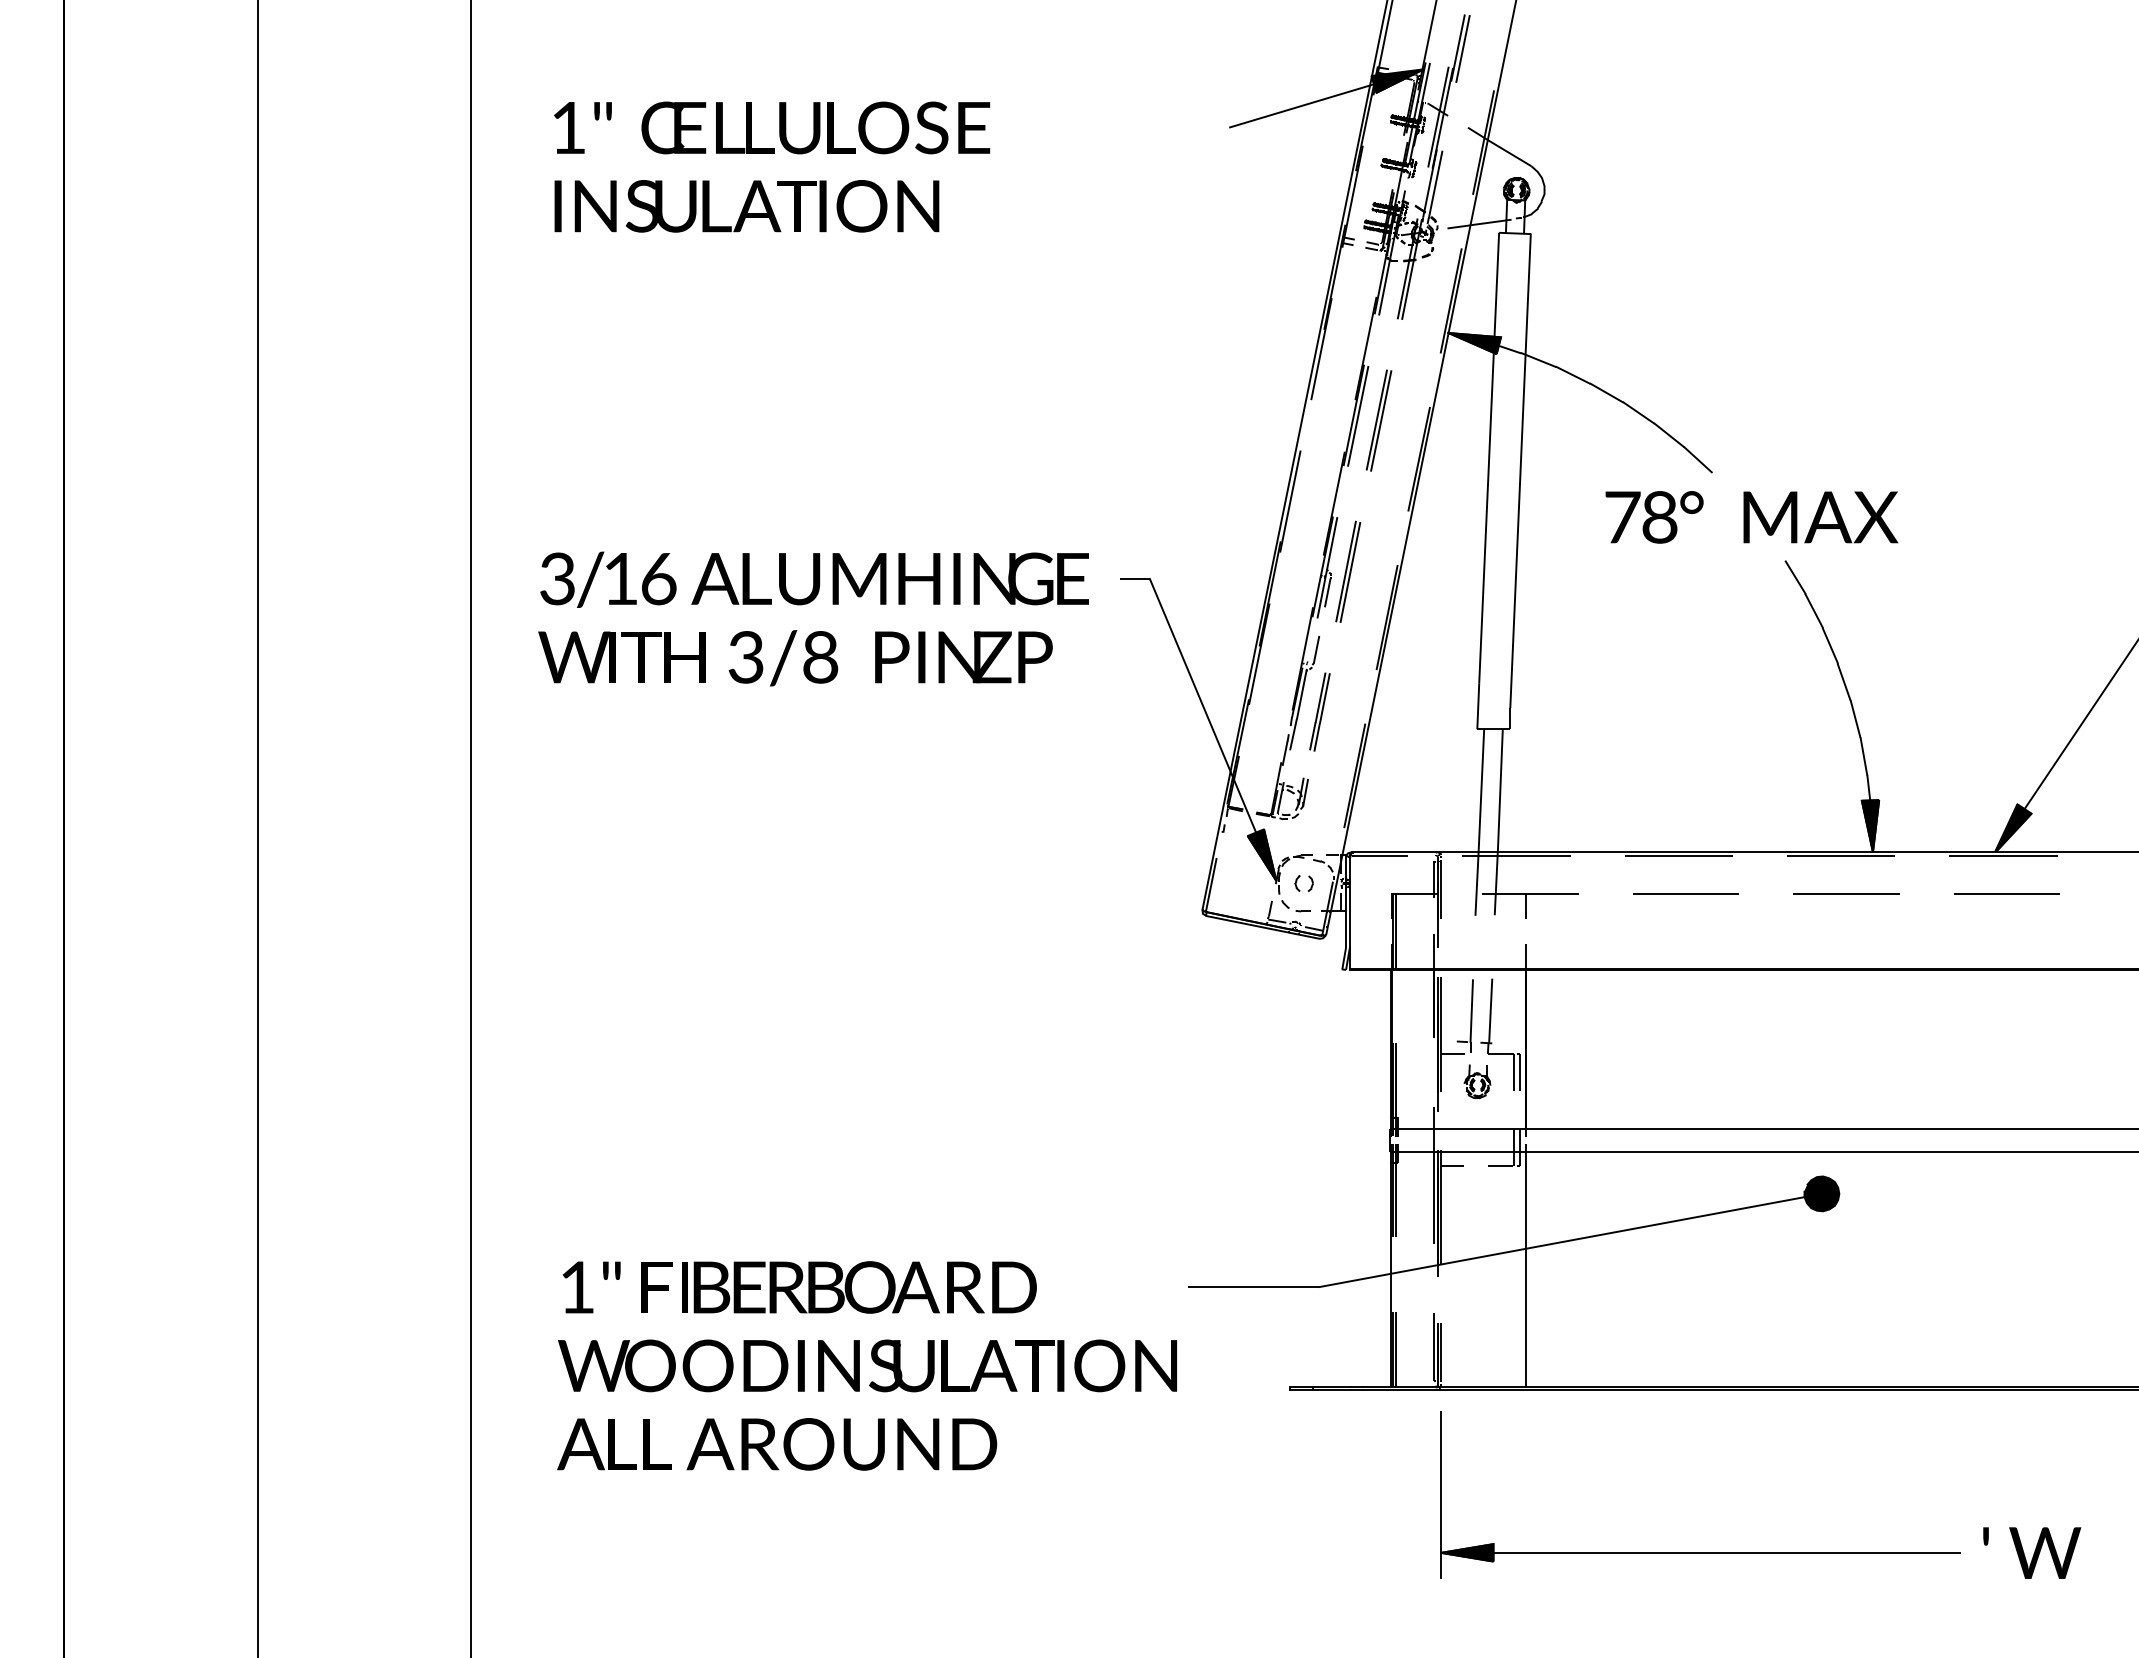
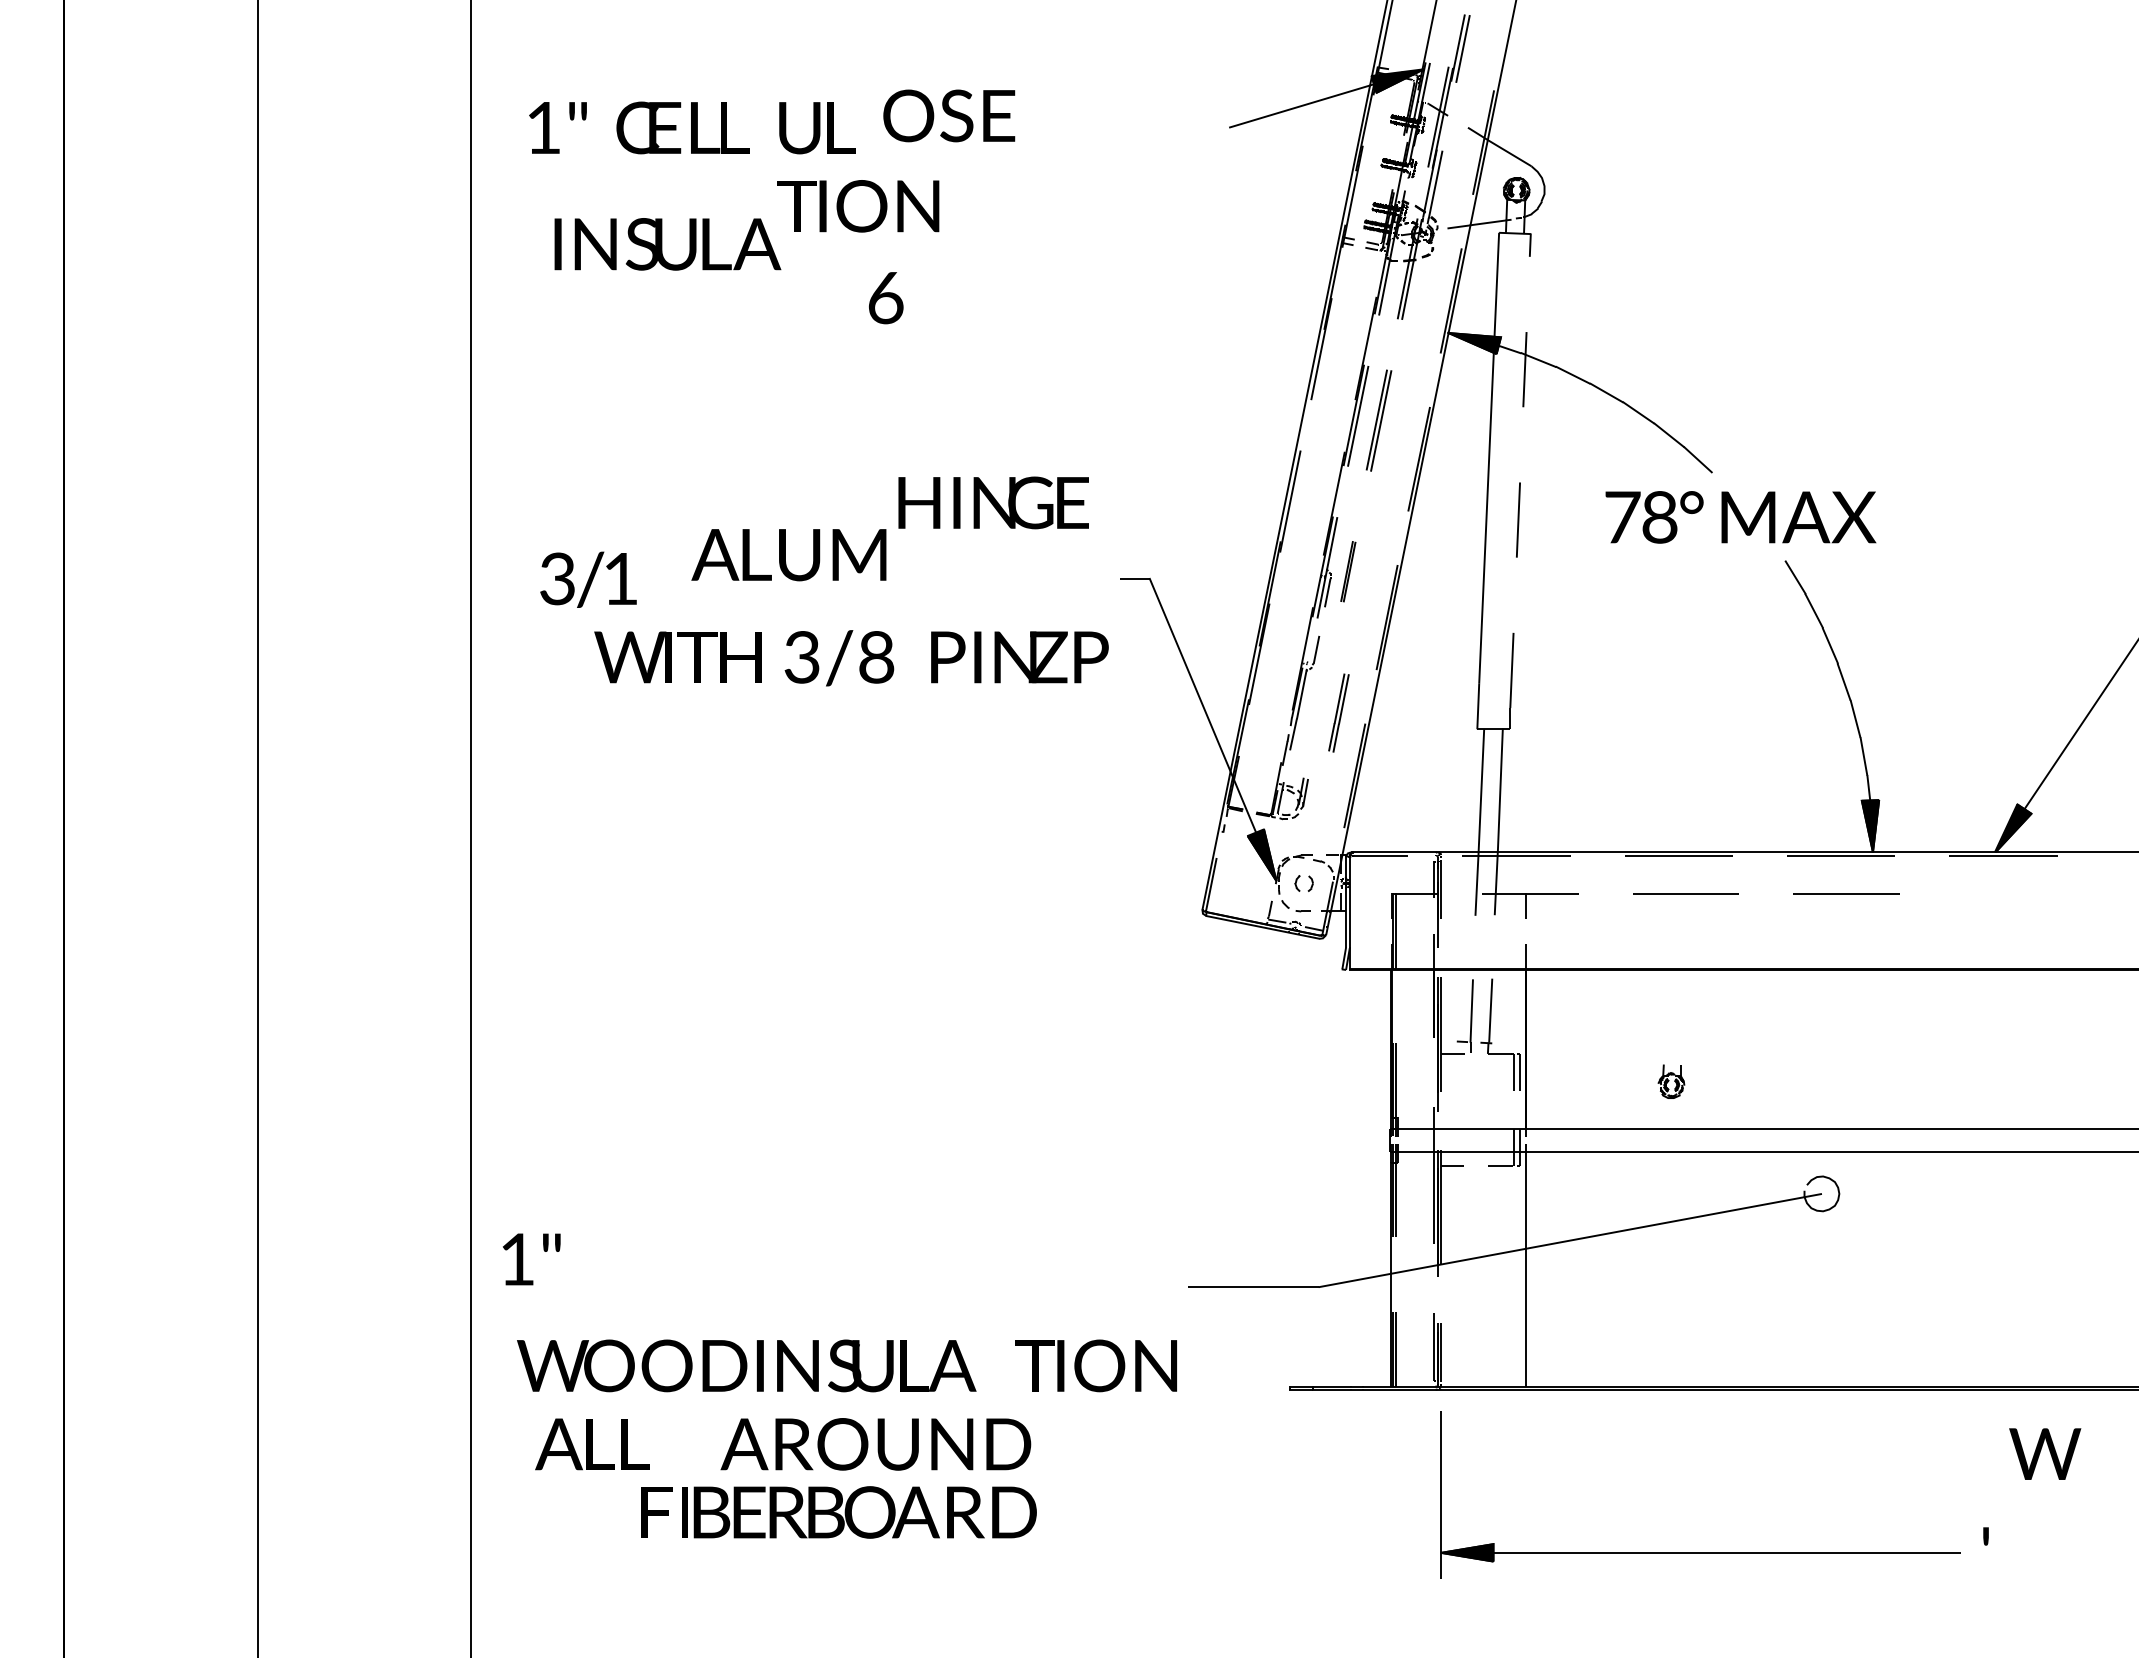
text position: (664, 127) -> (639, 127) (639, 127)
text position: (924, 127) -> (949, 115) (949, 115)
text position: (667, 206) -> (667, 244) (667, 244)
line: solid -> dashed (1520, 470)
text position: (1820, 517) -> (1798, 517) (1798, 517)
part size: 27x103 px -> 17x62 px (1348, 571)
text position: (993, 578) -> (993, 502) (993, 502)
text position: (659, 579) -> (886, 298) (886, 298)
text position: (788, 579) -> (788, 555) (788, 555)
text position: (795, 658) -> (851, 658) (851, 658)
part position: (1319, 711) -> (1338, 712) (1338, 712)
line: present -> none (2006, 893)
part position: (1477, 1081) -> (1671, 1081) (1671, 1081)
fill: present -> none (1821, 1193)
text position: (591, 1287) -> (531, 1259) (531, 1259)
text position: (838, 1287) -> (838, 1512) (838, 1512)
text position: (787, 1365) -> (746, 1365) (746, 1365)
text position: (614, 1444) -> (592, 1444) (592, 1444)
text position: (841, 1444) -> (875, 1444) (875, 1444)
text position: (2045, 1552) -> (2045, 1453) (2045, 1453)
